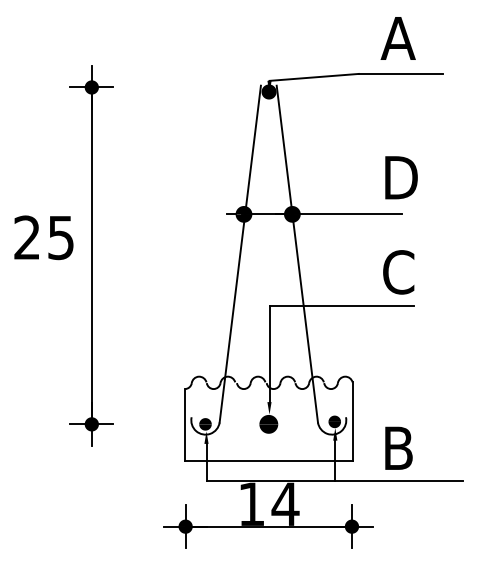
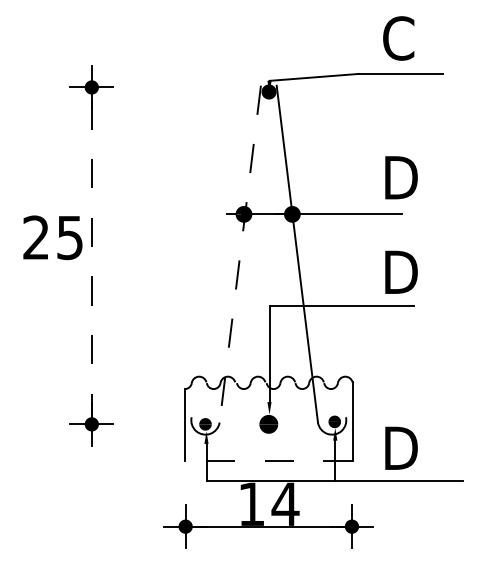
text: A -> C (397, 38)
text position: (43, 237) -> (52, 237) (52, 237)
line: solid -> dashed (240, 254)
line: solid -> dashed (91, 255)
text: C -> D (400, 272)
text: B -> D (403, 447)
line: solid -> dashed (268, 460)
